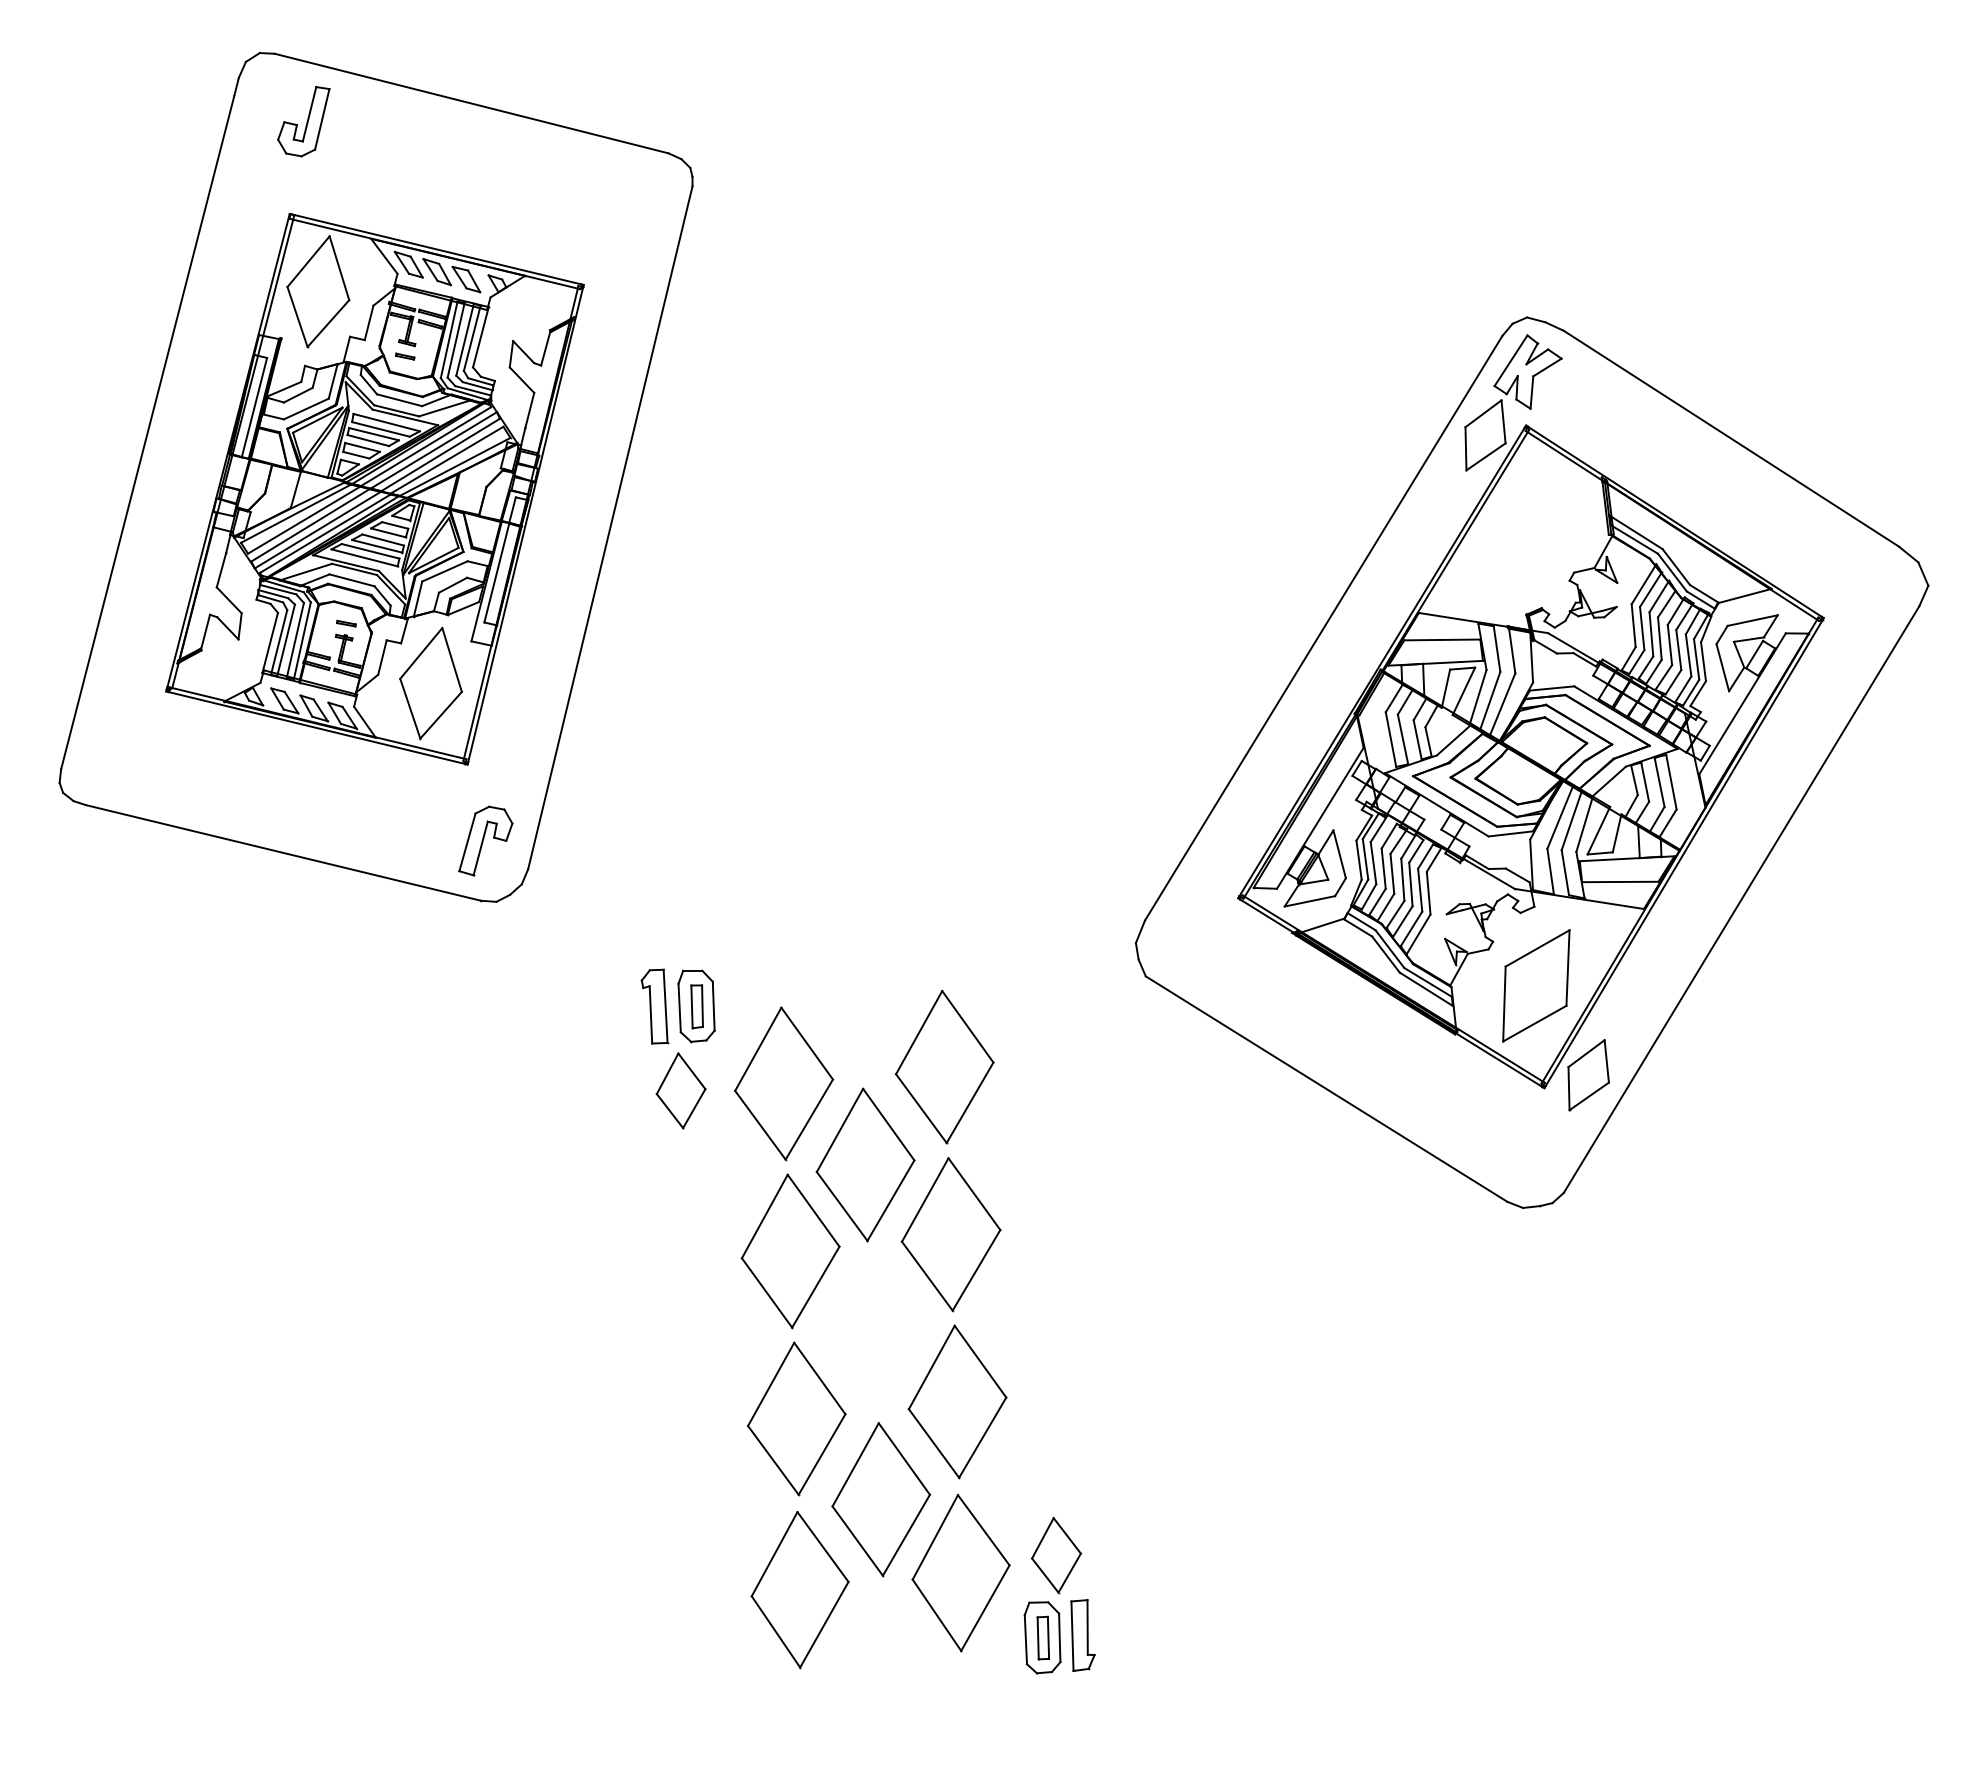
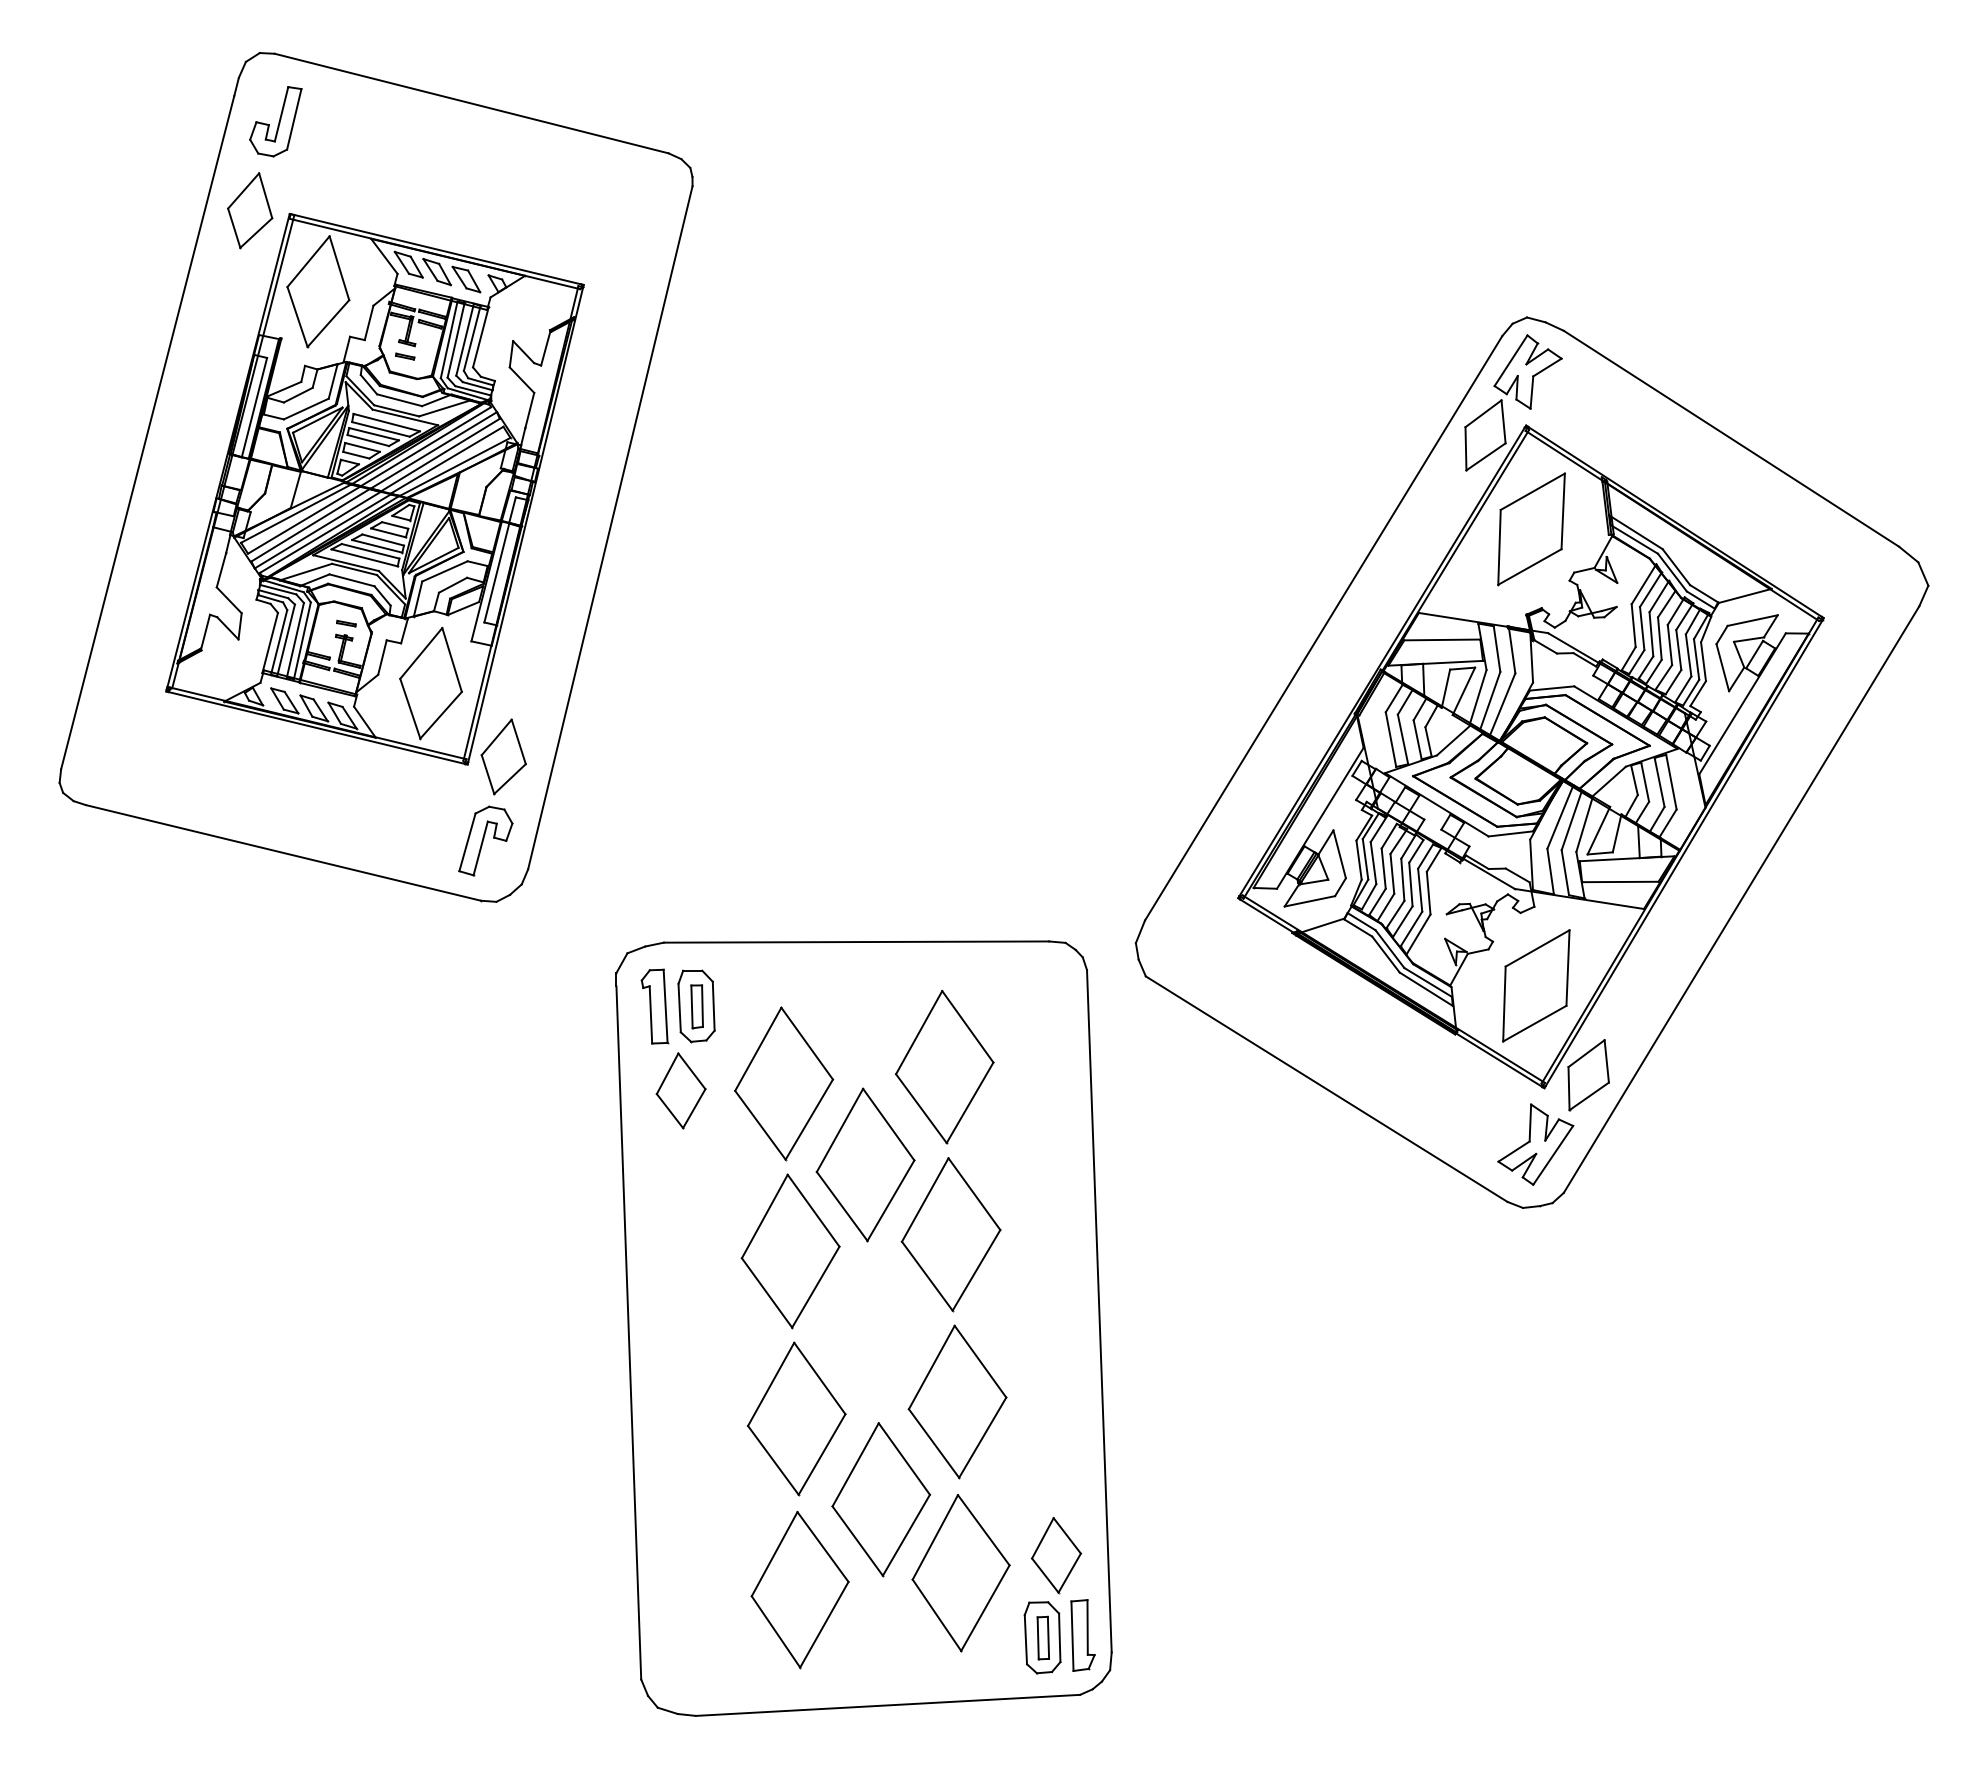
part position: (303, 121) -> (275, 121) (275, 121)
part: none -> present (250, 210)
part: none -> present (1531, 529)
part: none -> present (503, 756)
part: none -> present (1535, 1144)
part: none -> present (863, 1328)
